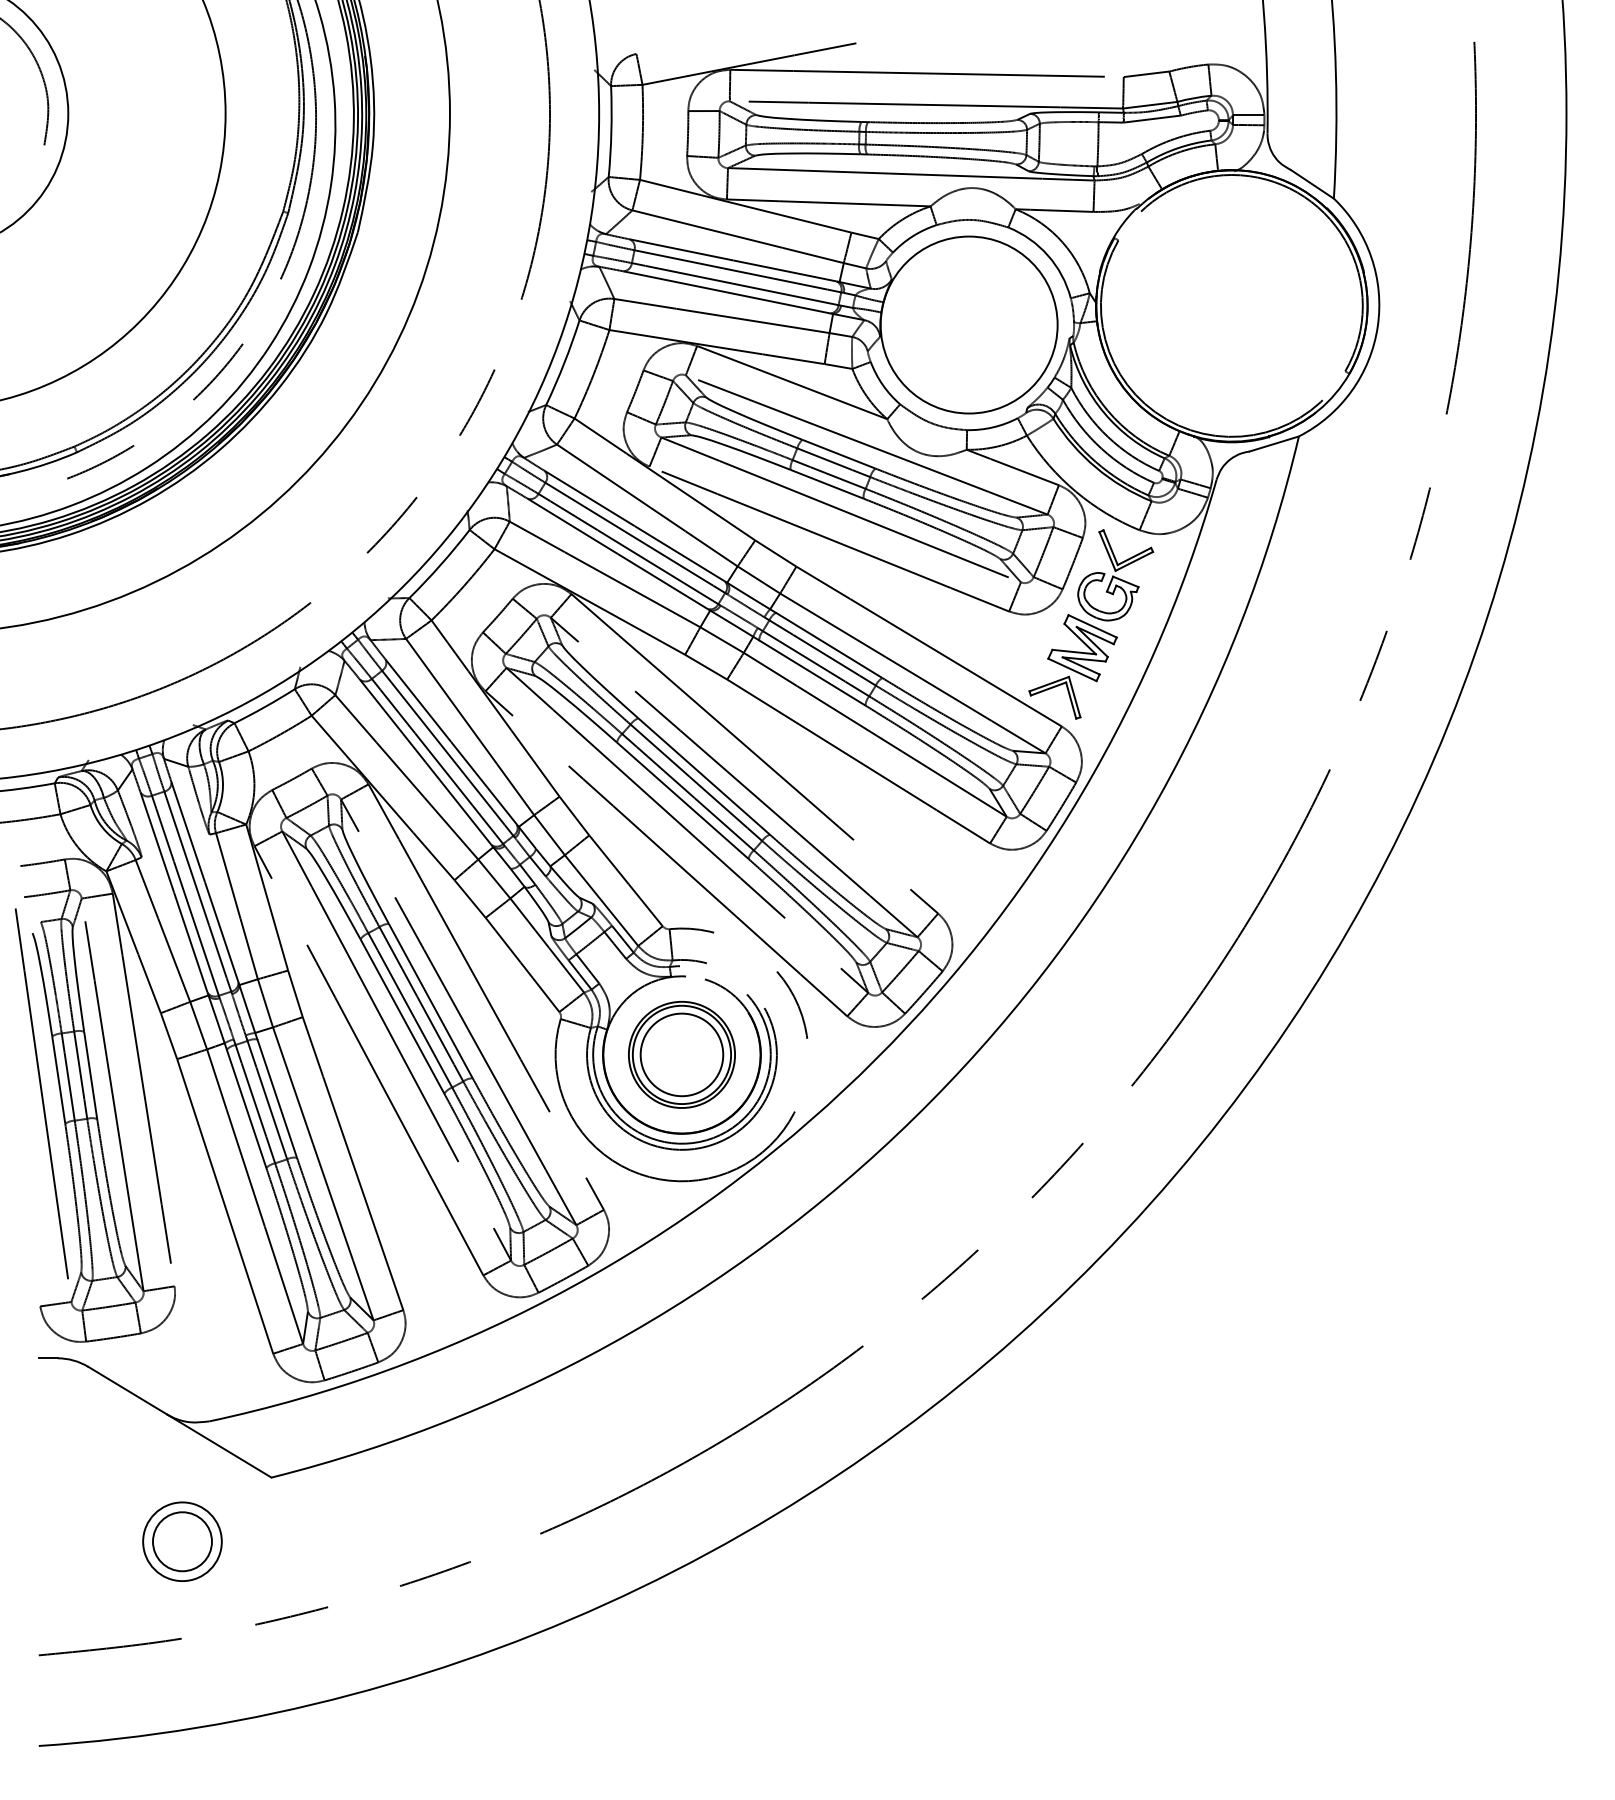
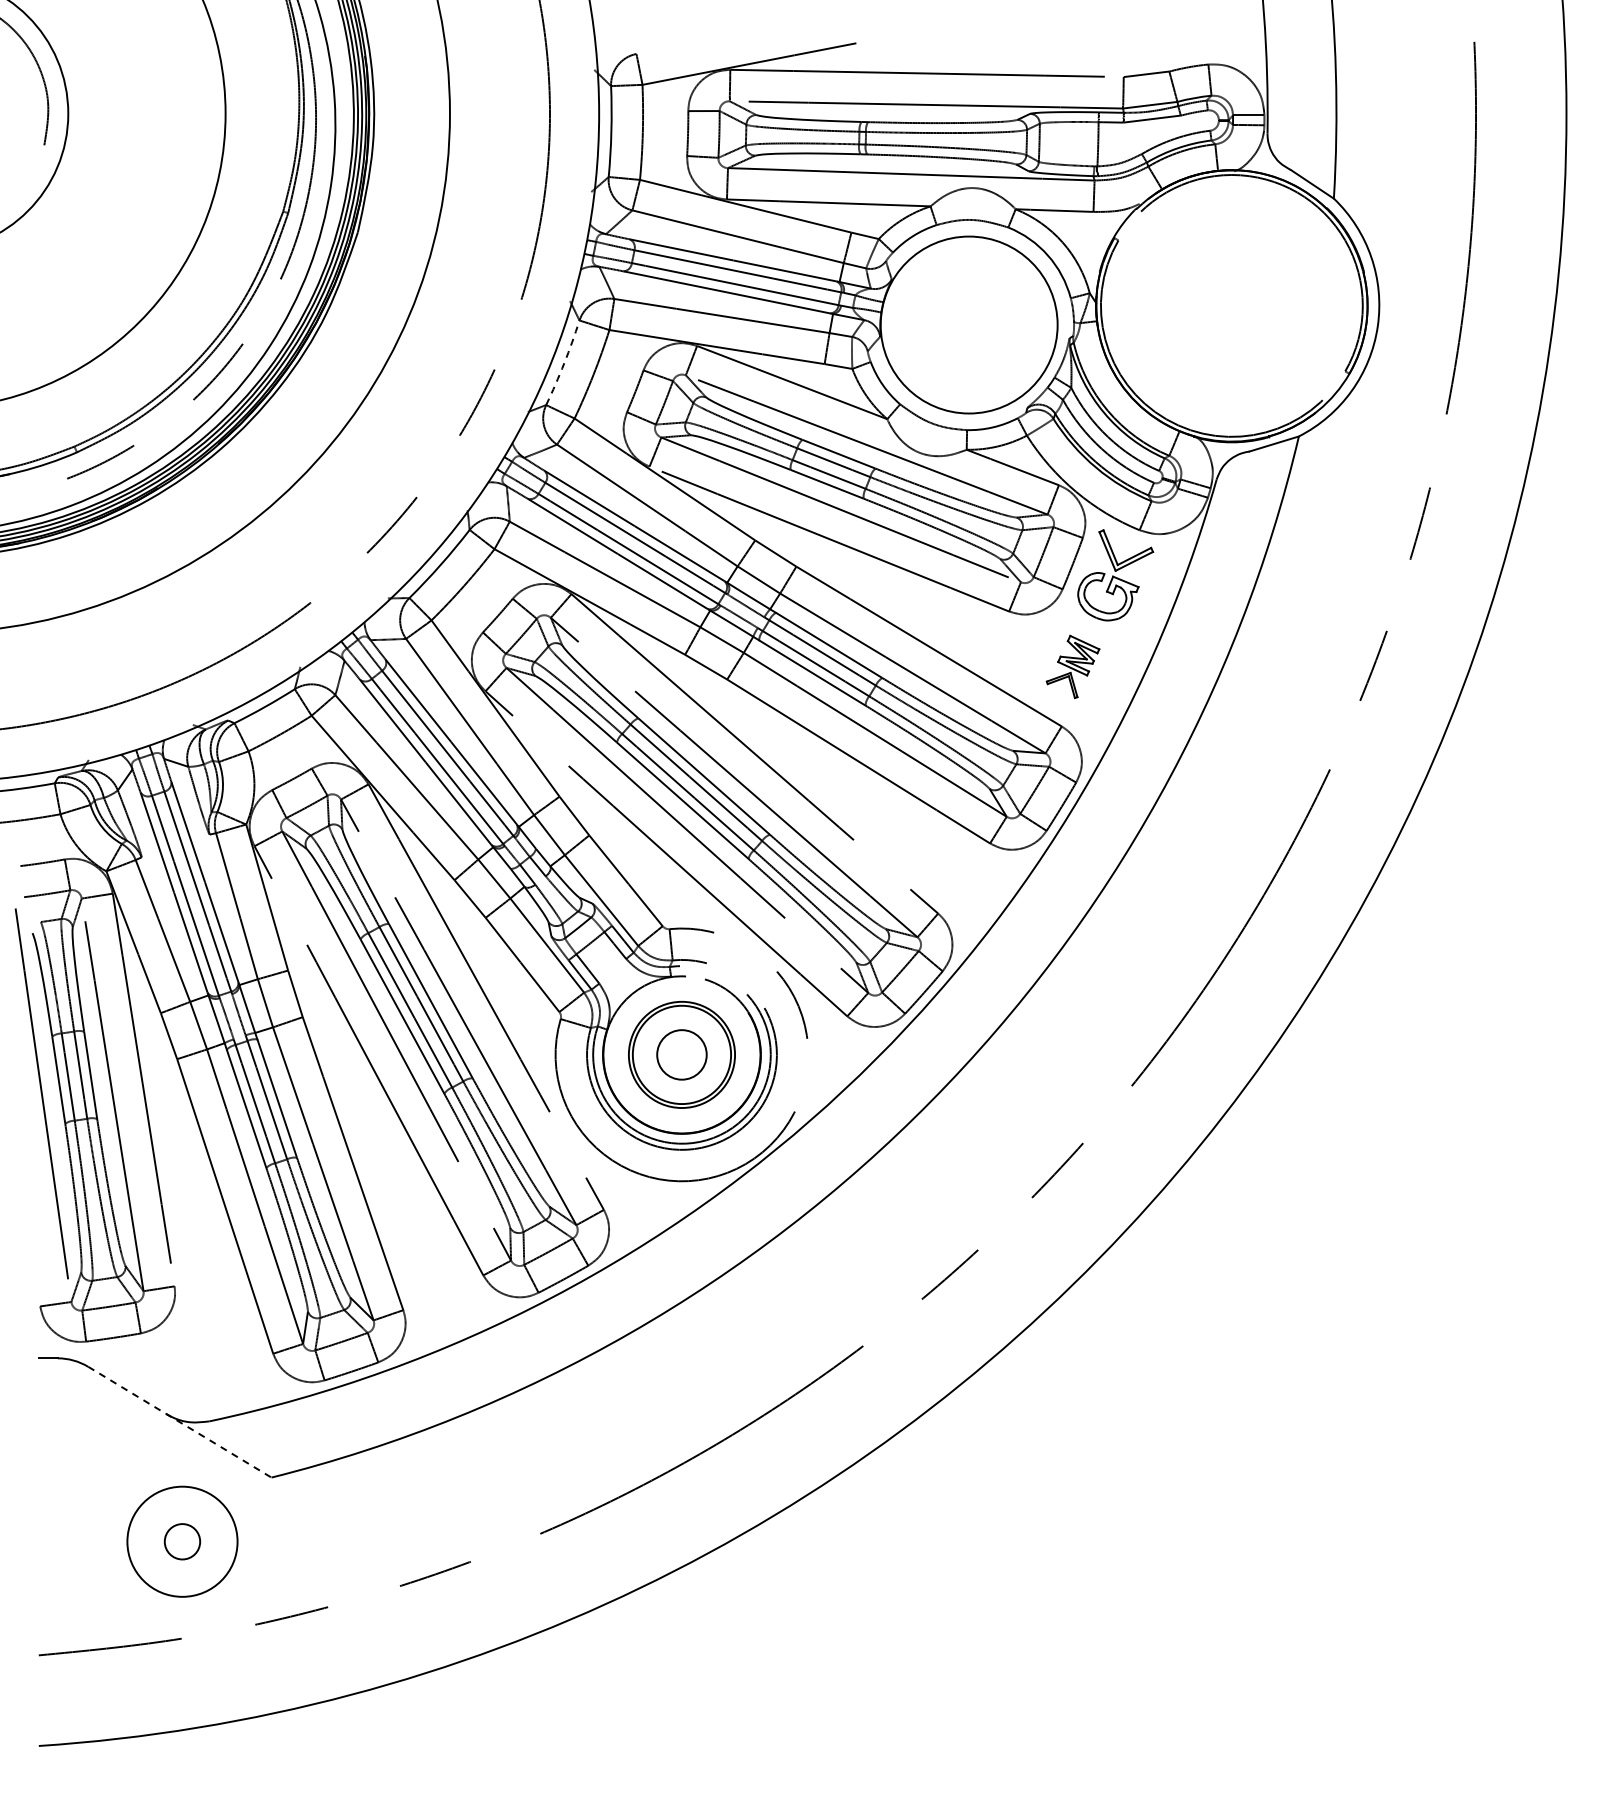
arc: solid -> dashed (564, 363)
part size: 90x106 px -> 56x66 px (1072, 666)
circle diameter: 83 px -> 50 px (681, 1054)
line: solid -> dashed (180, 1422)
circle diameter: 59 px -> 35 px (182, 1541)
circle diameter: 79 px -> 110 px (182, 1541)
